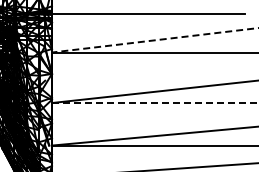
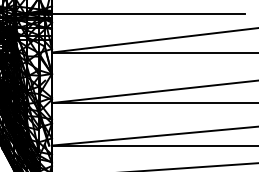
line: dashed -> solid (155, 40)
line: dashed -> solid (155, 103)
